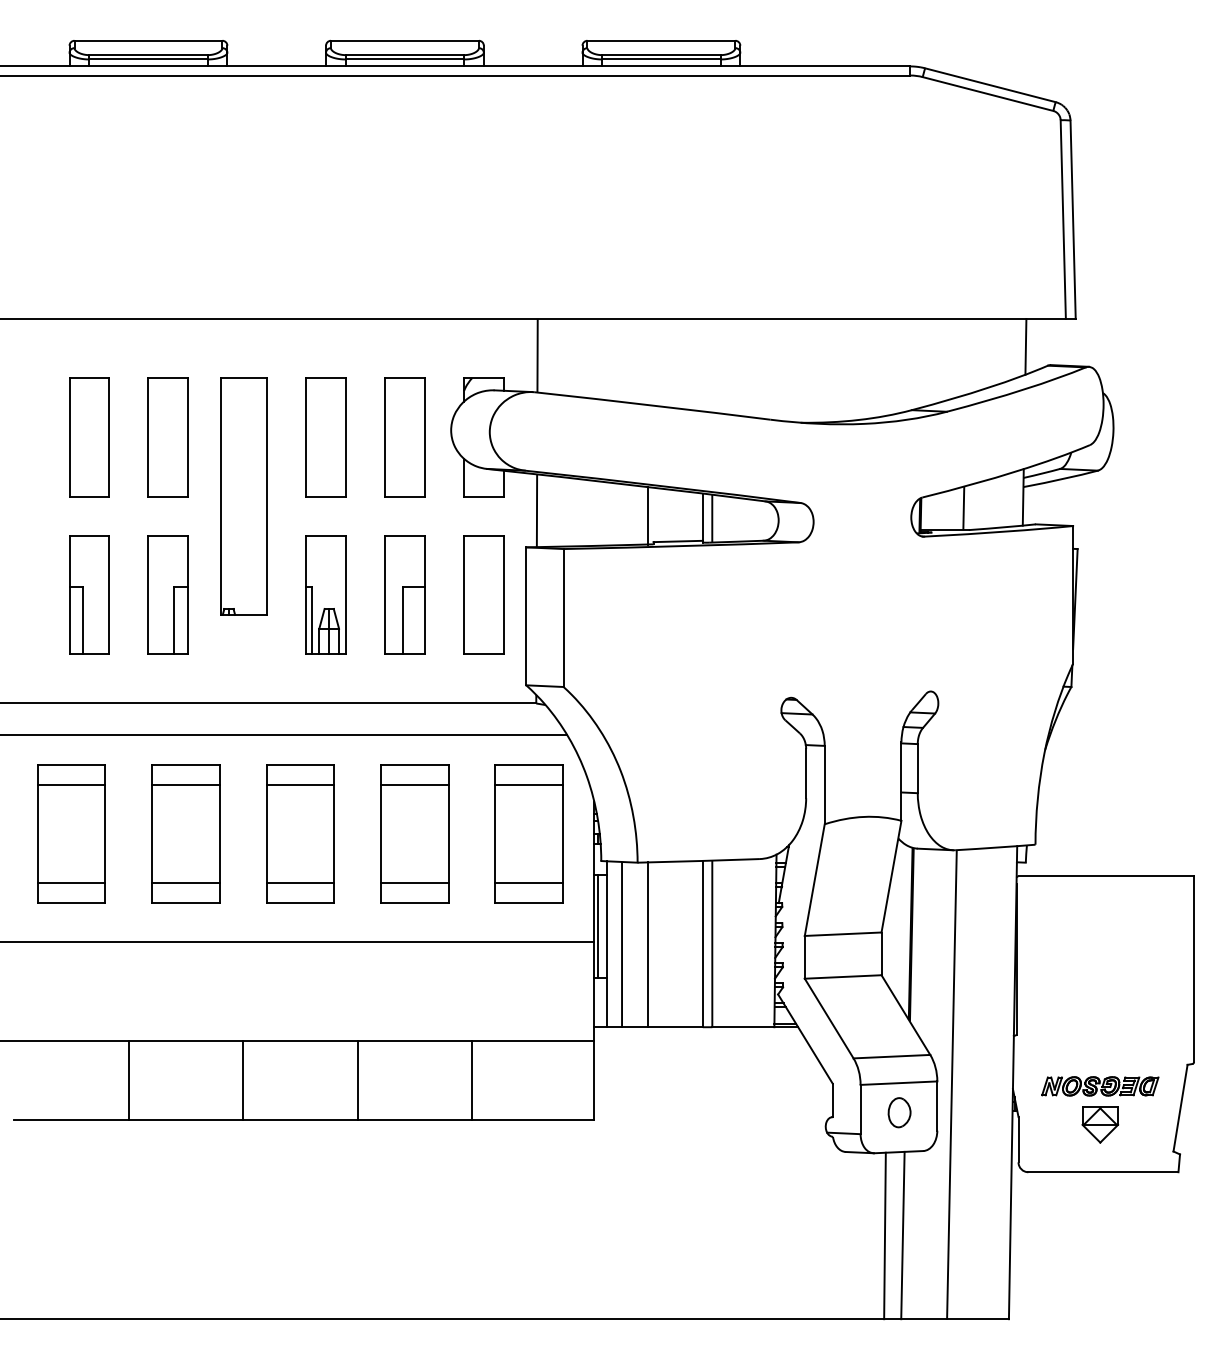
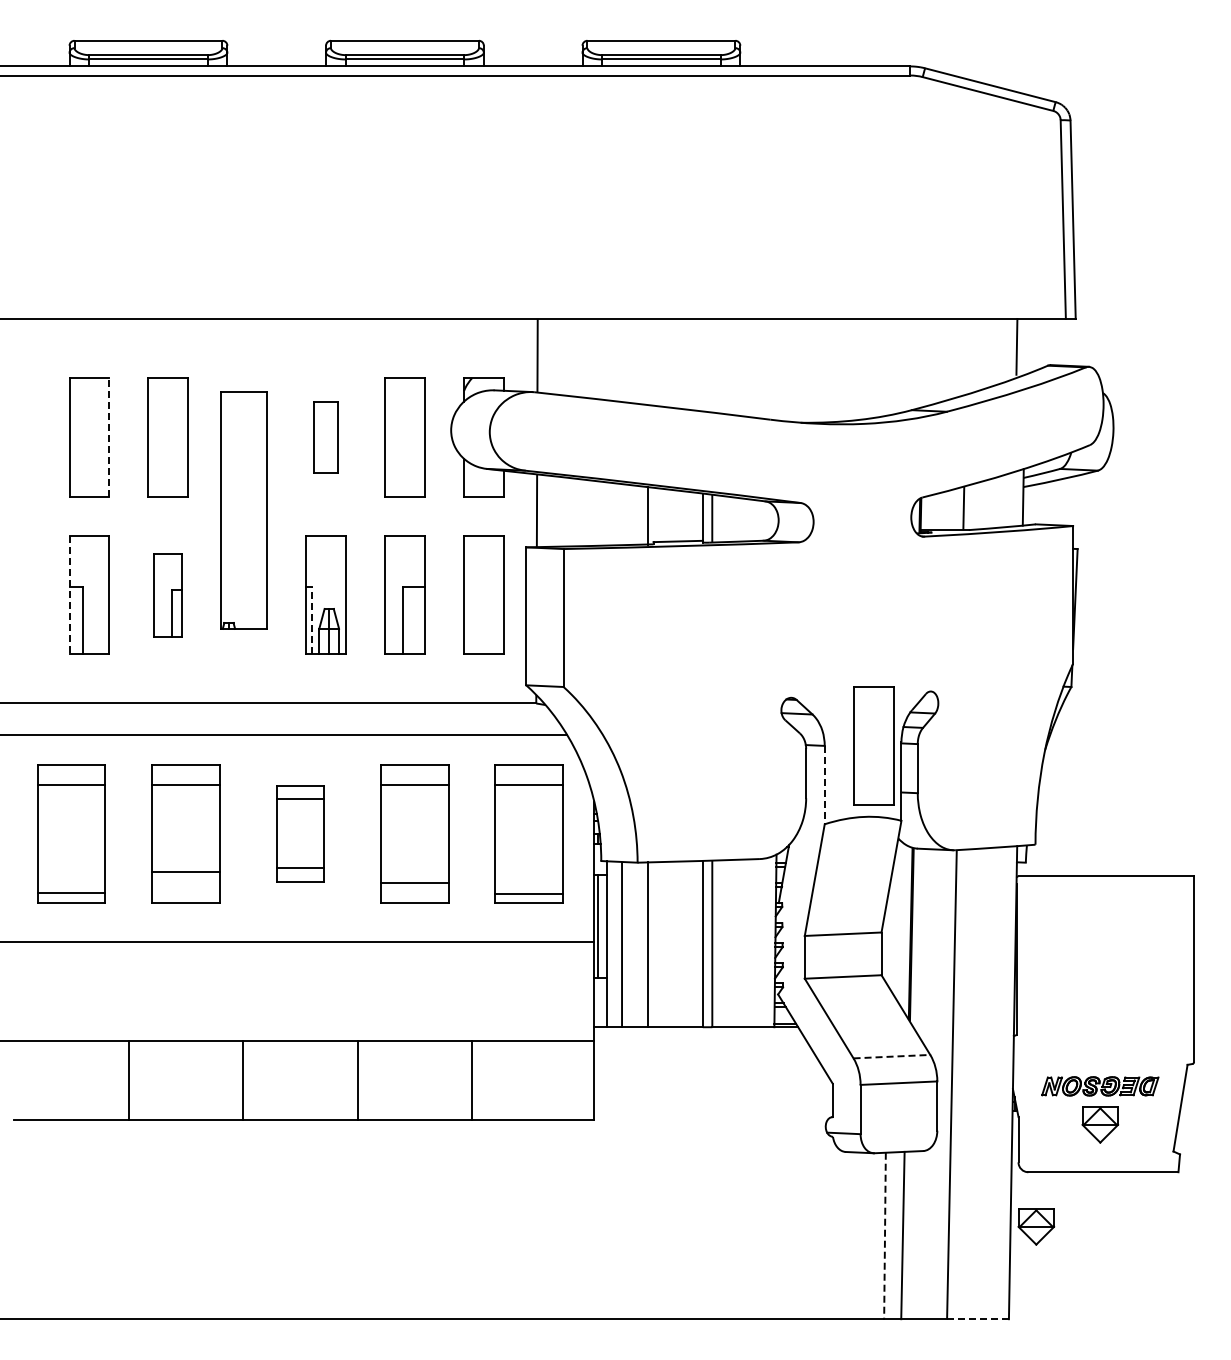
line position: (1025, 346) -> (1016, 346) (1016, 346)
line: solid -> dashed (109, 436)
part size: 42x121 px -> 26x73 px (325, 437)
part position: (243, 496) -> (243, 510) (243, 510)
part size: 42x120 px -> 30x85 px (167, 595)
line: solid -> dashed (69, 595)
line: solid -> dashed (312, 620)
part: none -> present (873, 745)
line: solid -> dashed (824, 785)
part size: 69x140 px -> 49x98 px (300, 833)
line position: (71, 883) -> (71, 893) (71, 893)
line position: (185, 883) -> (185, 872) (185, 872)
line position: (529, 883) -> (529, 894) (529, 894)
line: solid -> dashed (892, 1056)
part: present -> none (899, 1112)
part: none -> present (1036, 1226)
line: solid -> dashed (884, 1236)
line: solid -> dashed (978, 1319)
